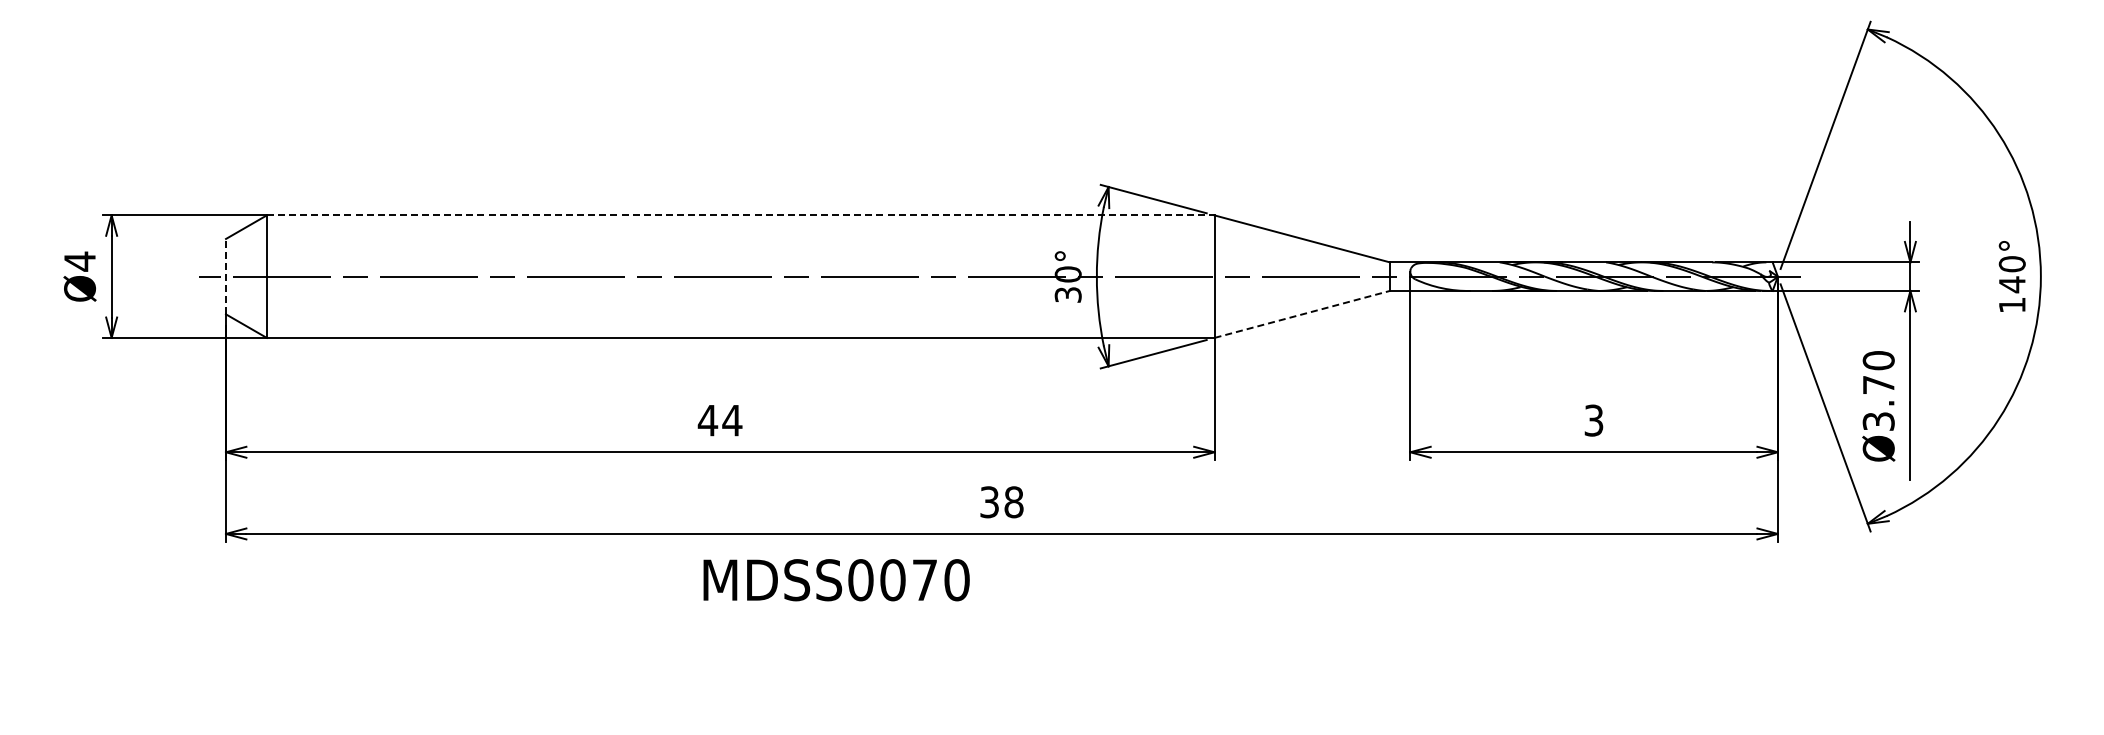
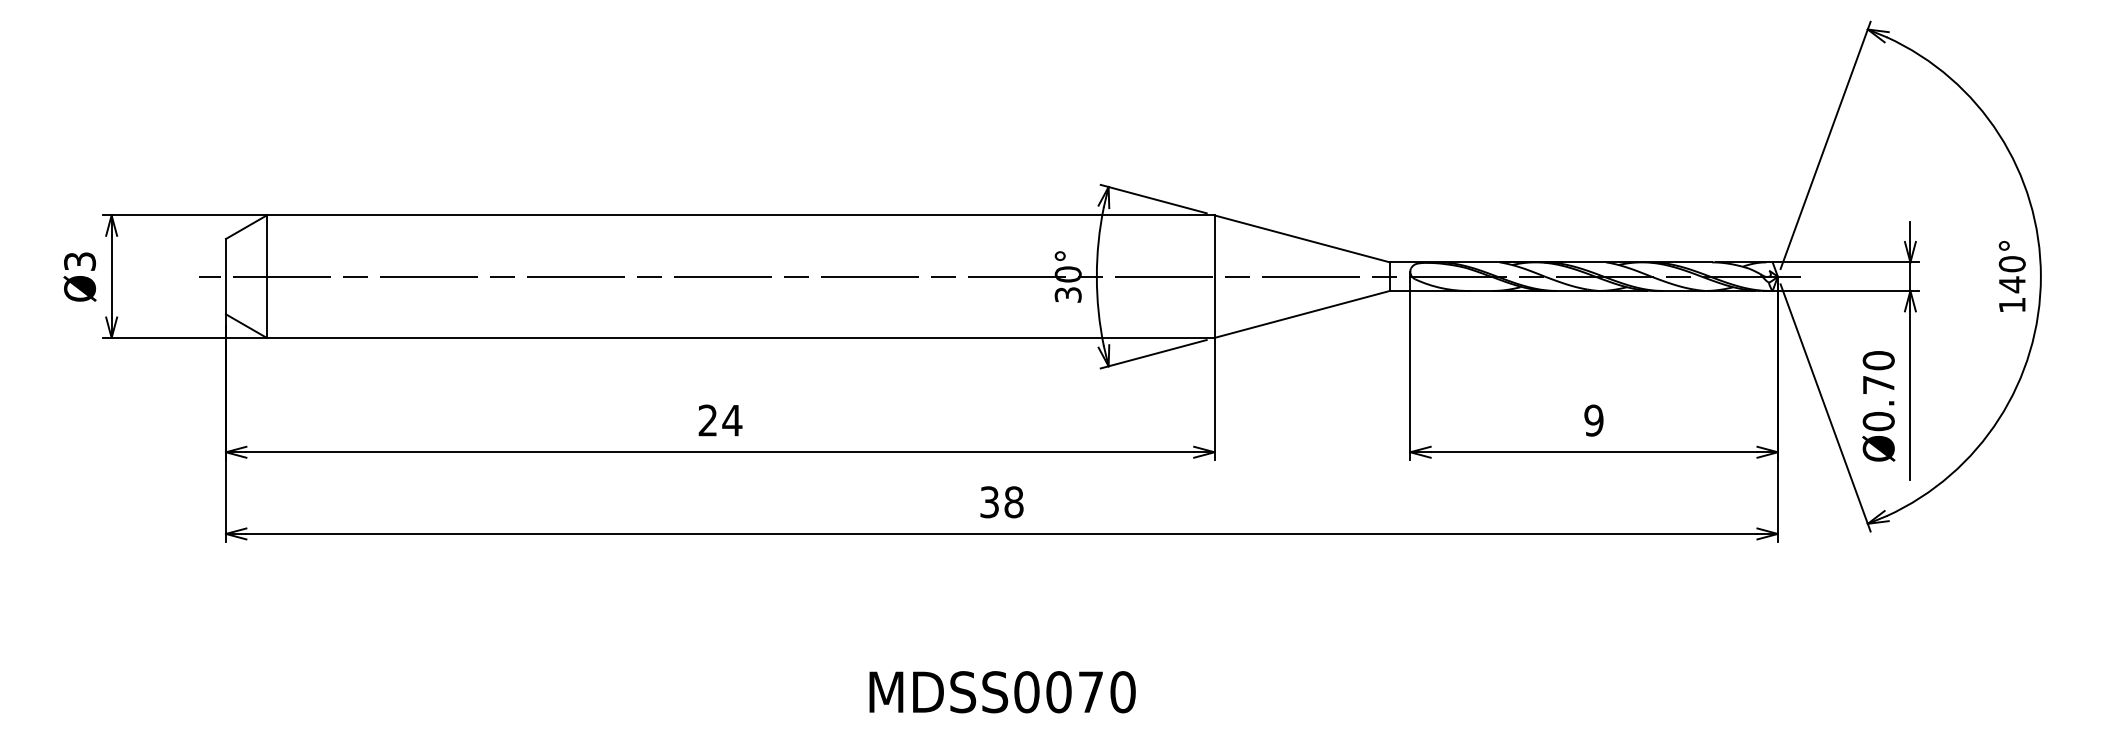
line: dashed -> solid (740, 215)
text: Ø4 -> Ø3 (80, 261)
line: dashed -> solid (226, 276)
line: dashed -> solid (1302, 314)
text: 44 -> 24 (707, 420)
text: 3 -> 9 (1593, 420)
text: Ø3.70 -> Ø0.70 (1878, 421)
text position: (836, 580) -> (1002, 692) (1002, 692)
